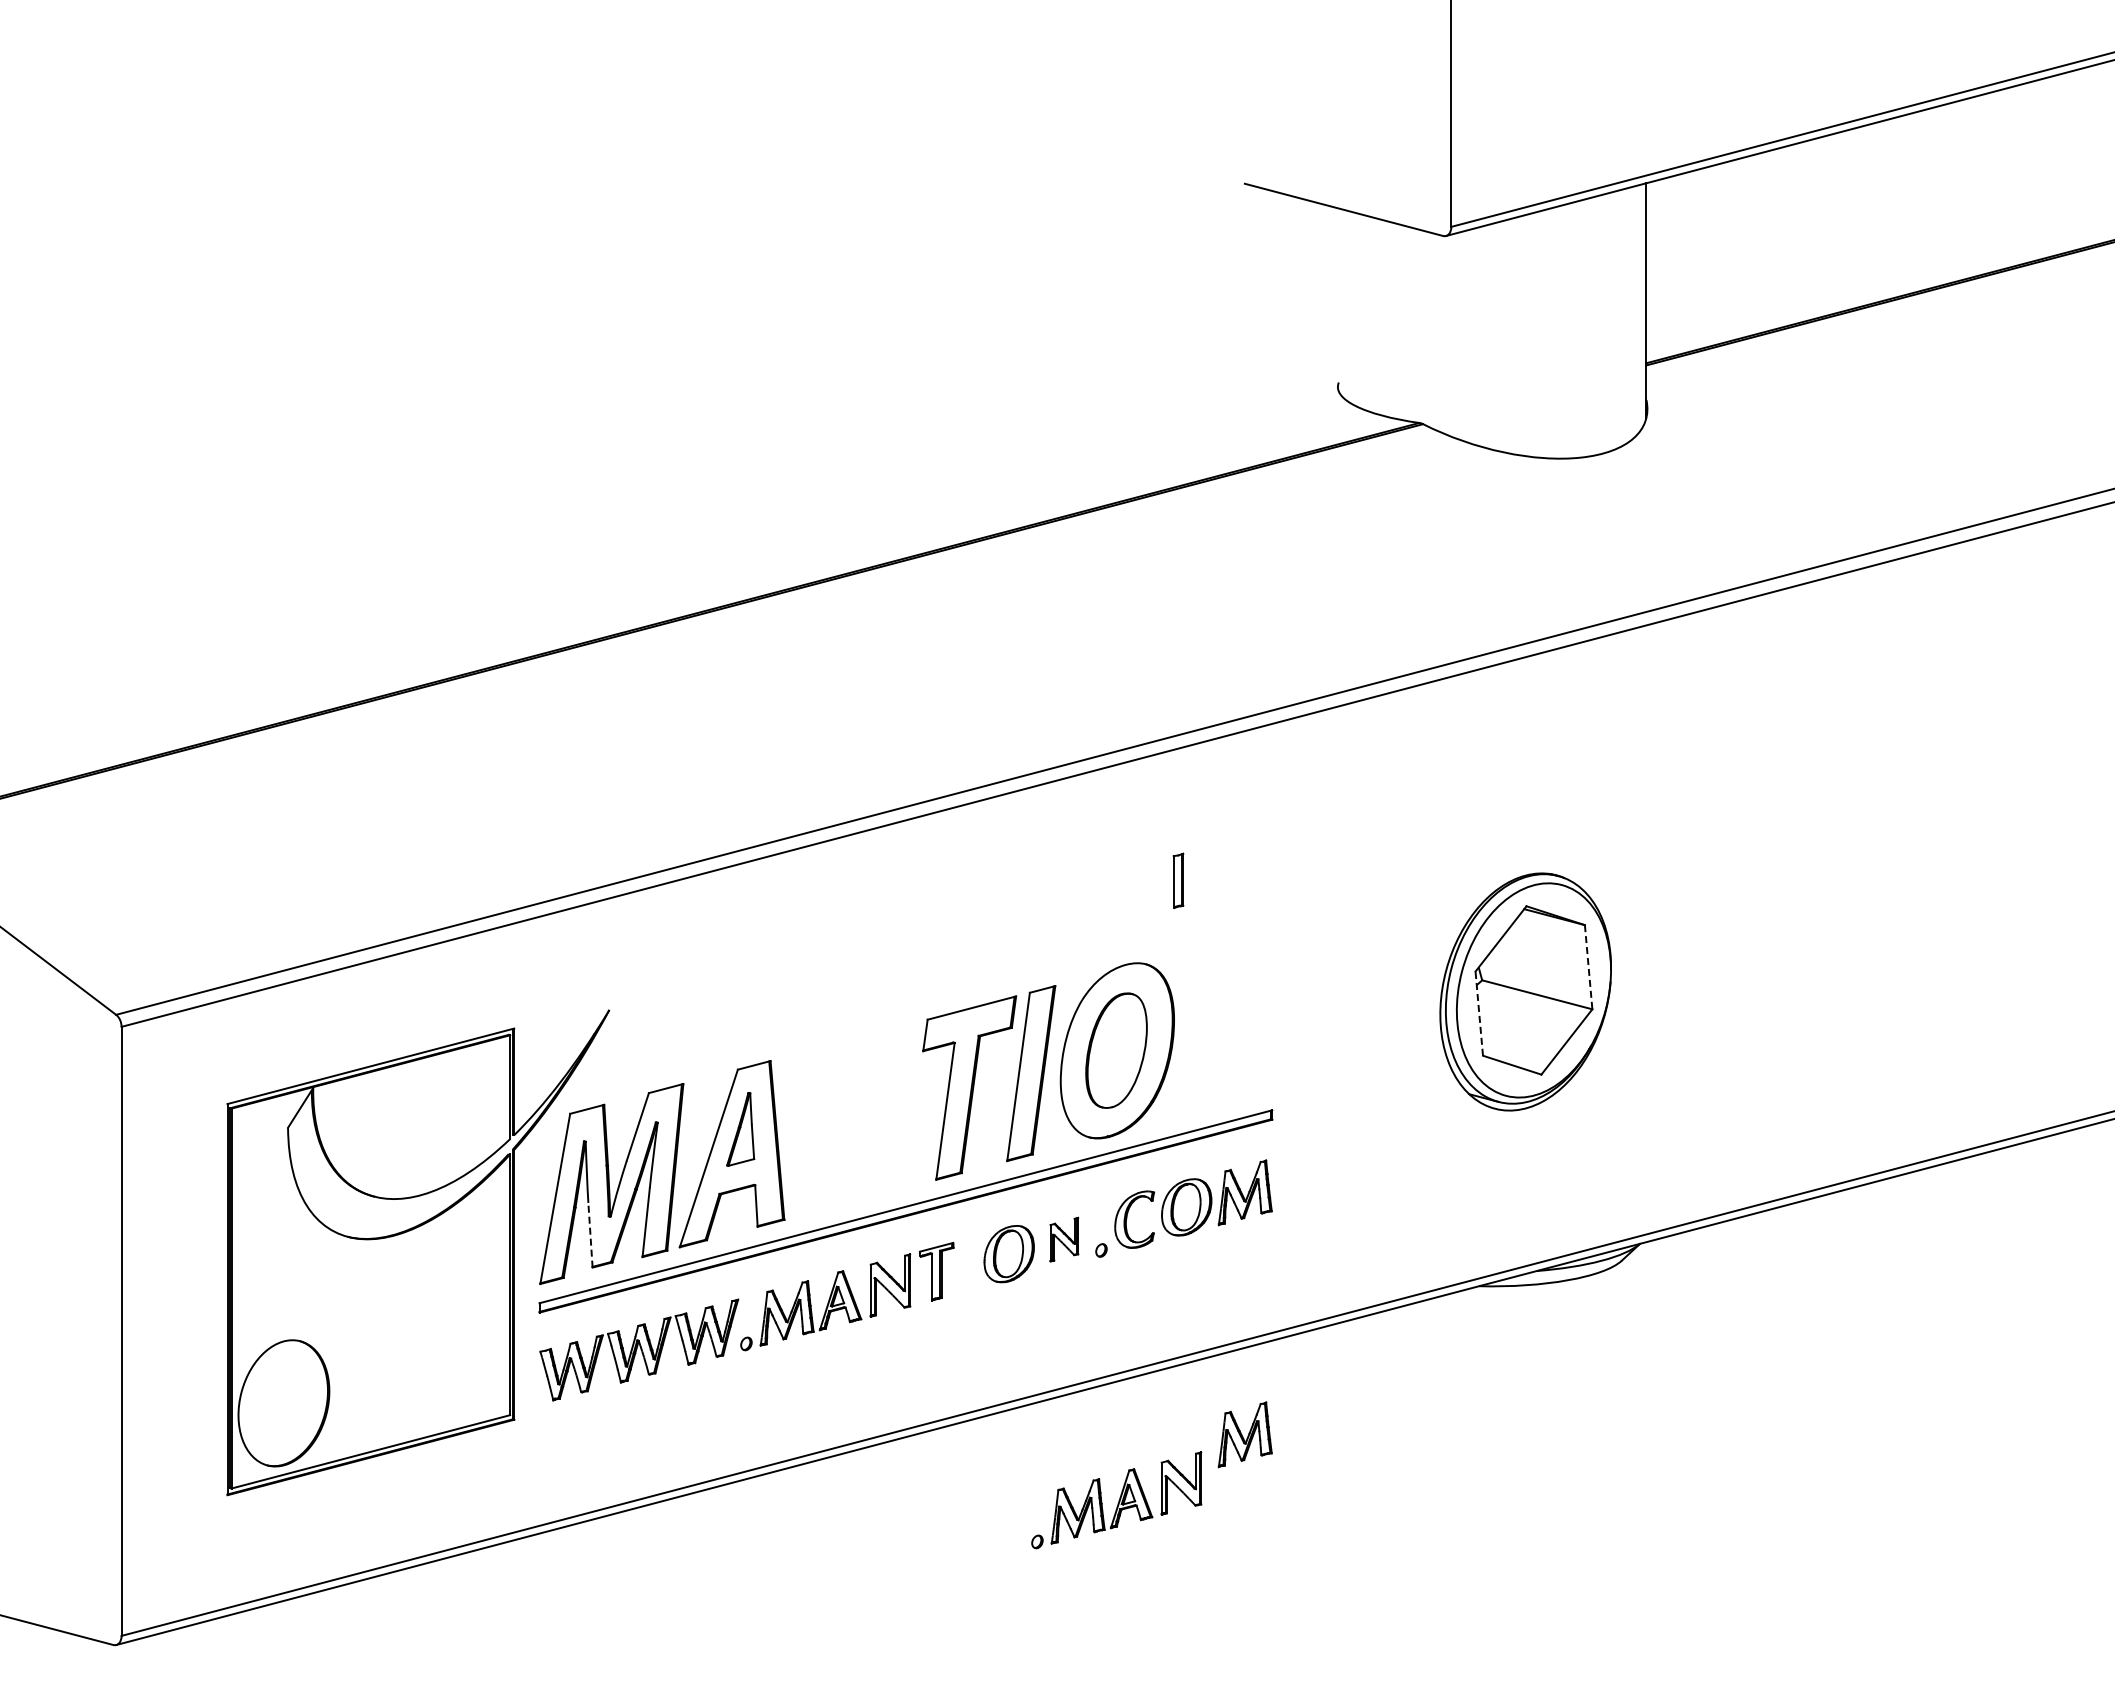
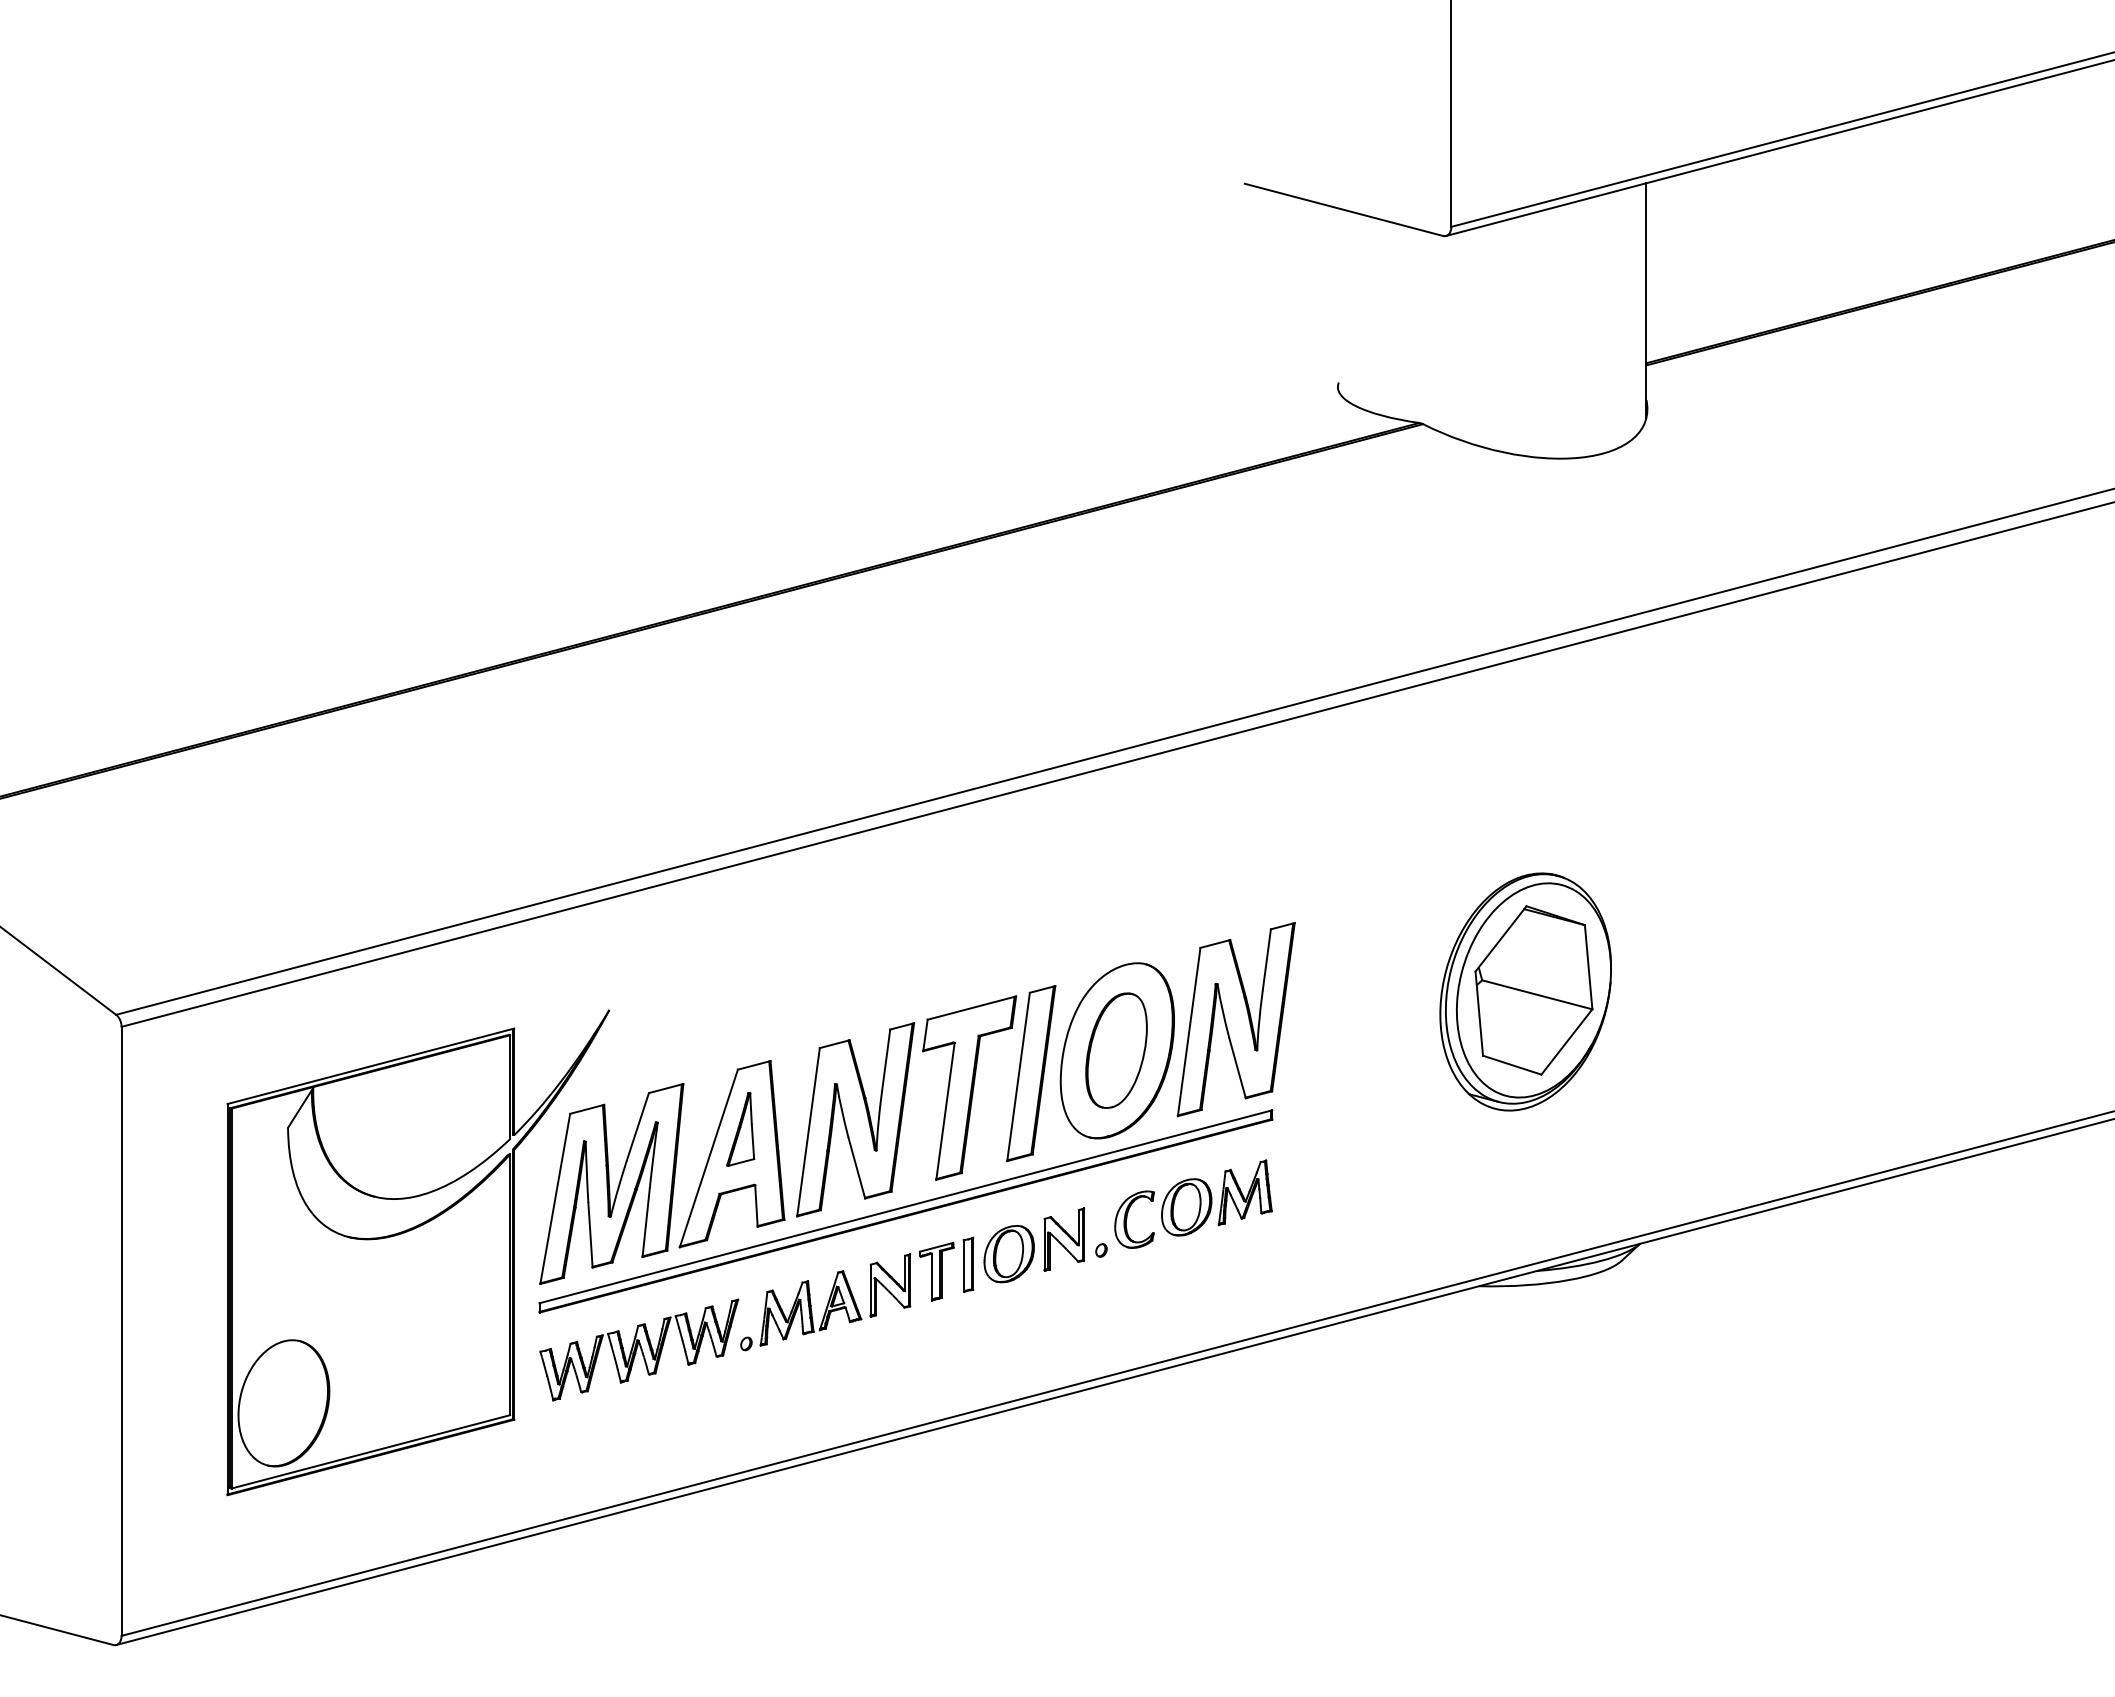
part position: (1178, 880) -> (968, 1264) (968, 1264)
line: dashed -> solid (1588, 967)
line: dashed -> solid (1479, 1013)
part: none -> present (1235, 1019)
part: none -> present (855, 1119)
line: dashed -> solid (590, 1234)
part size: 31x47 px -> 43x65 px (1064, 1239)
part: present -> none (1244, 1434)
part: present -> none (1116, 1500)
